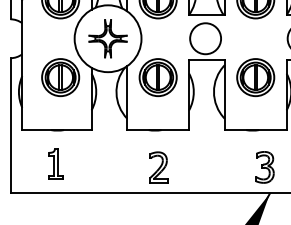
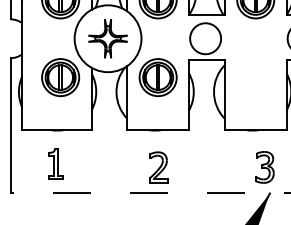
part: present -> none (255, 77)
line: solid -> dashed (150, 193)
